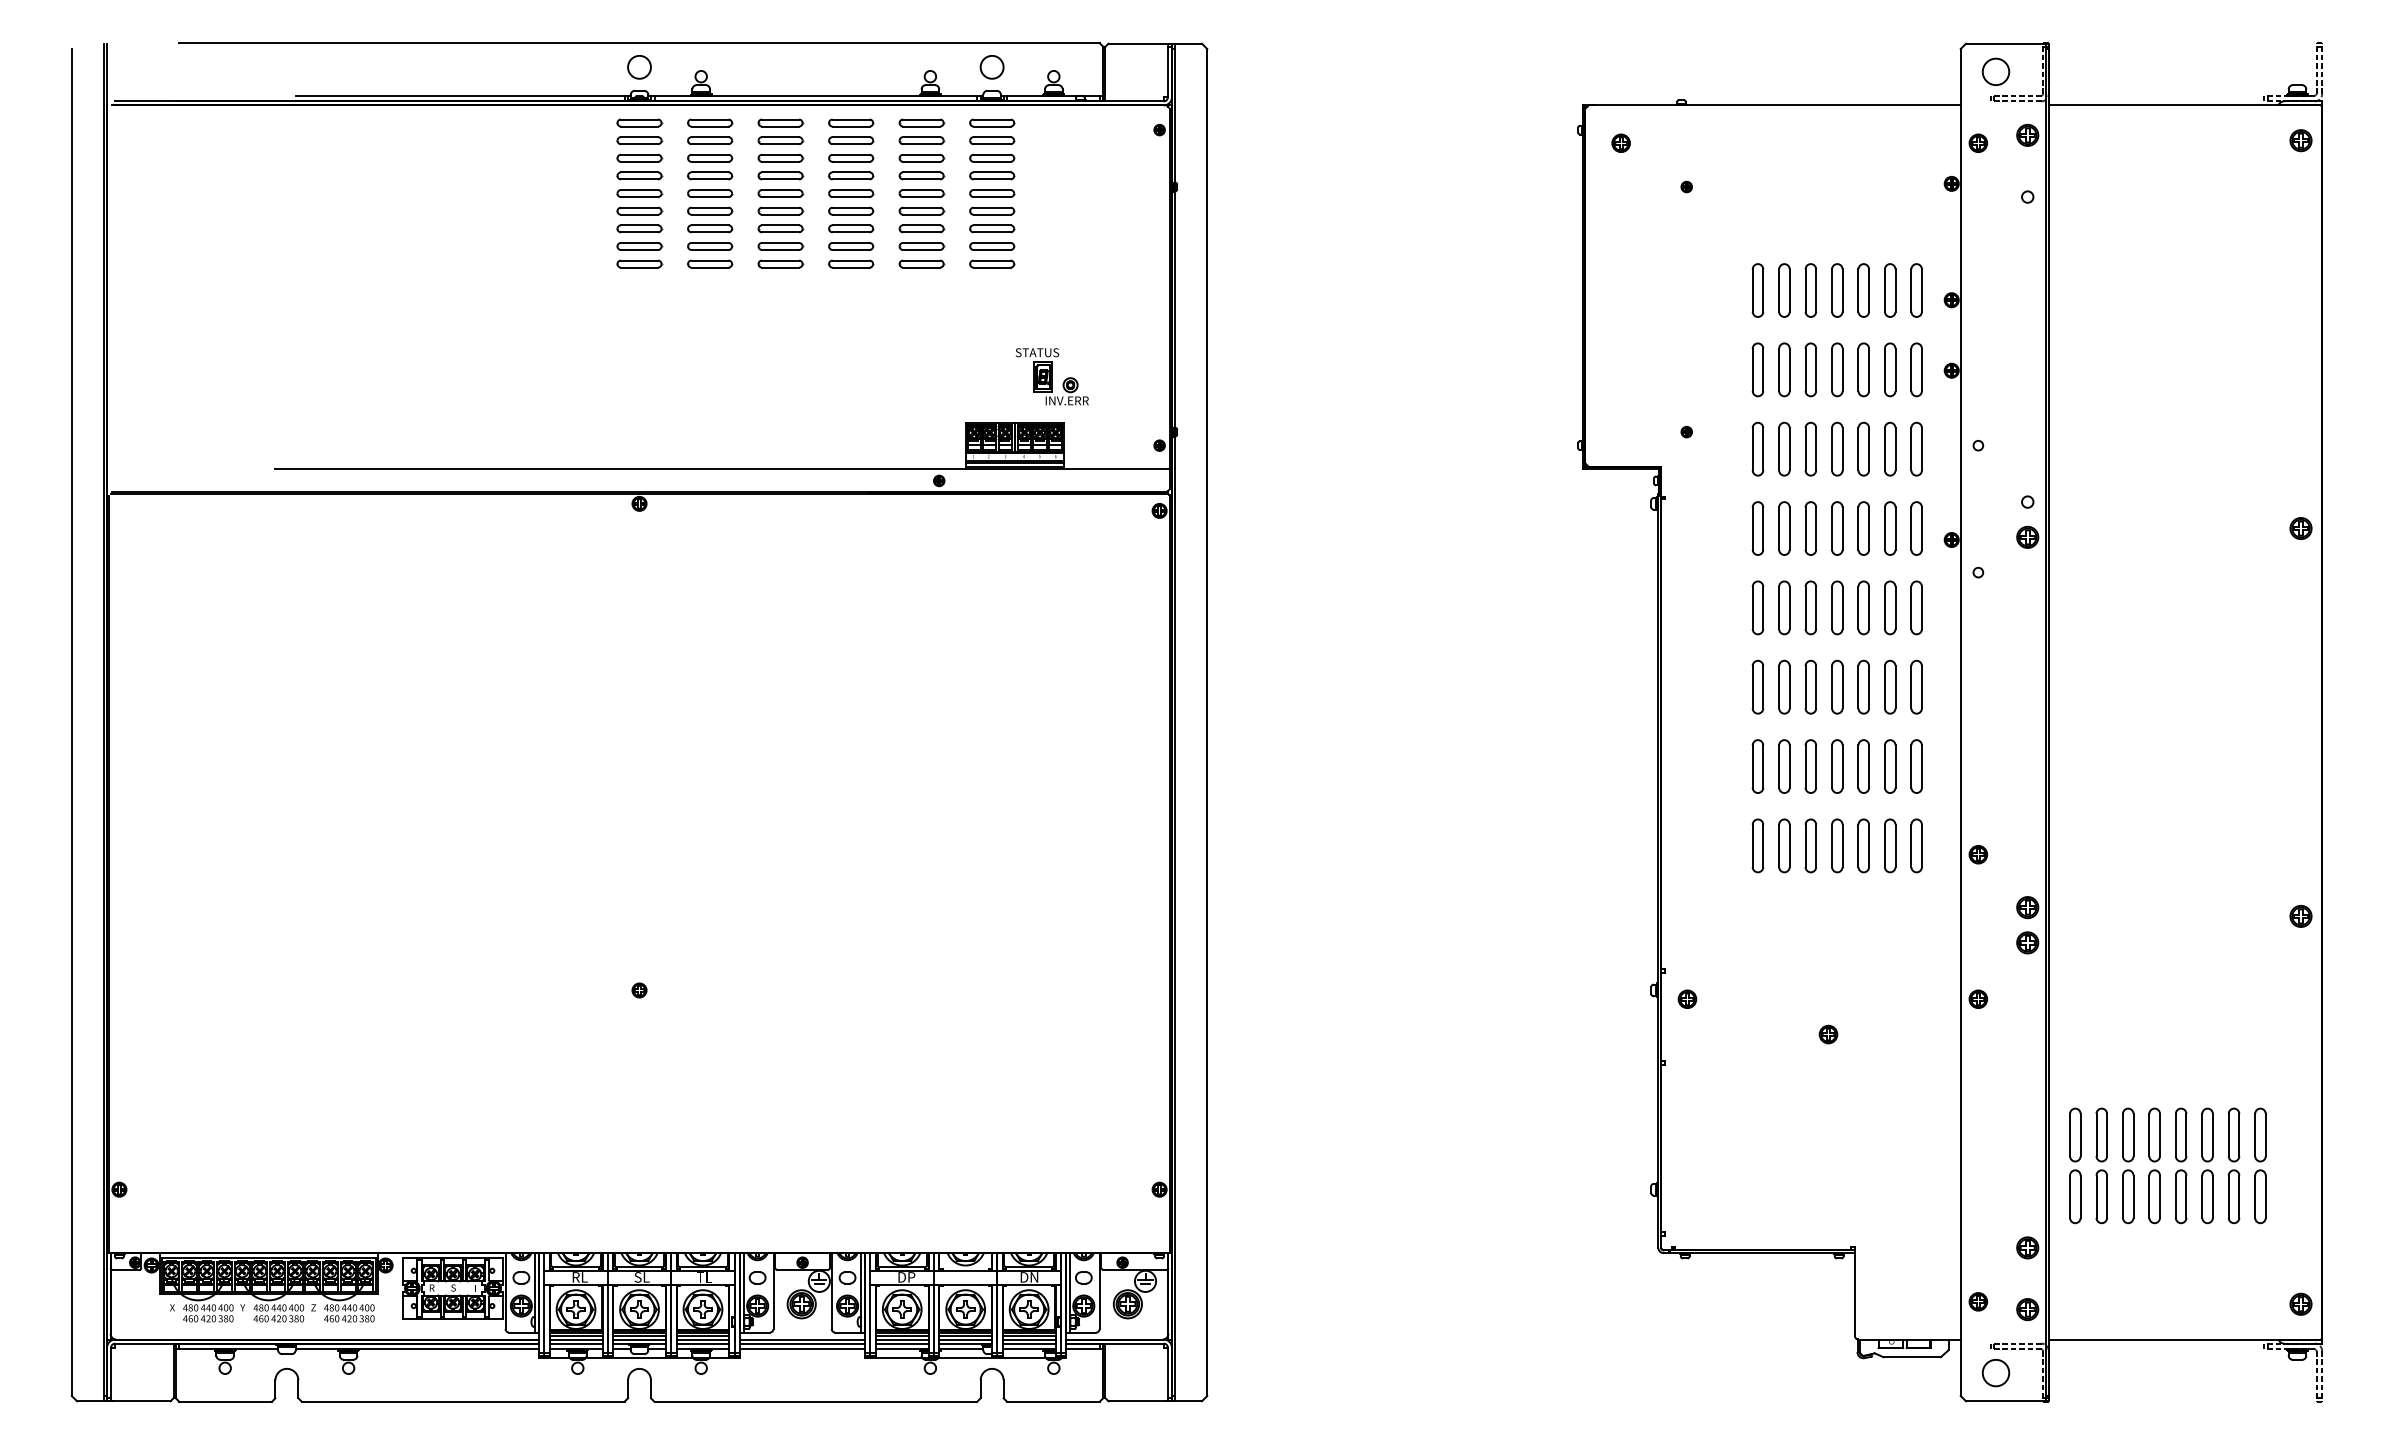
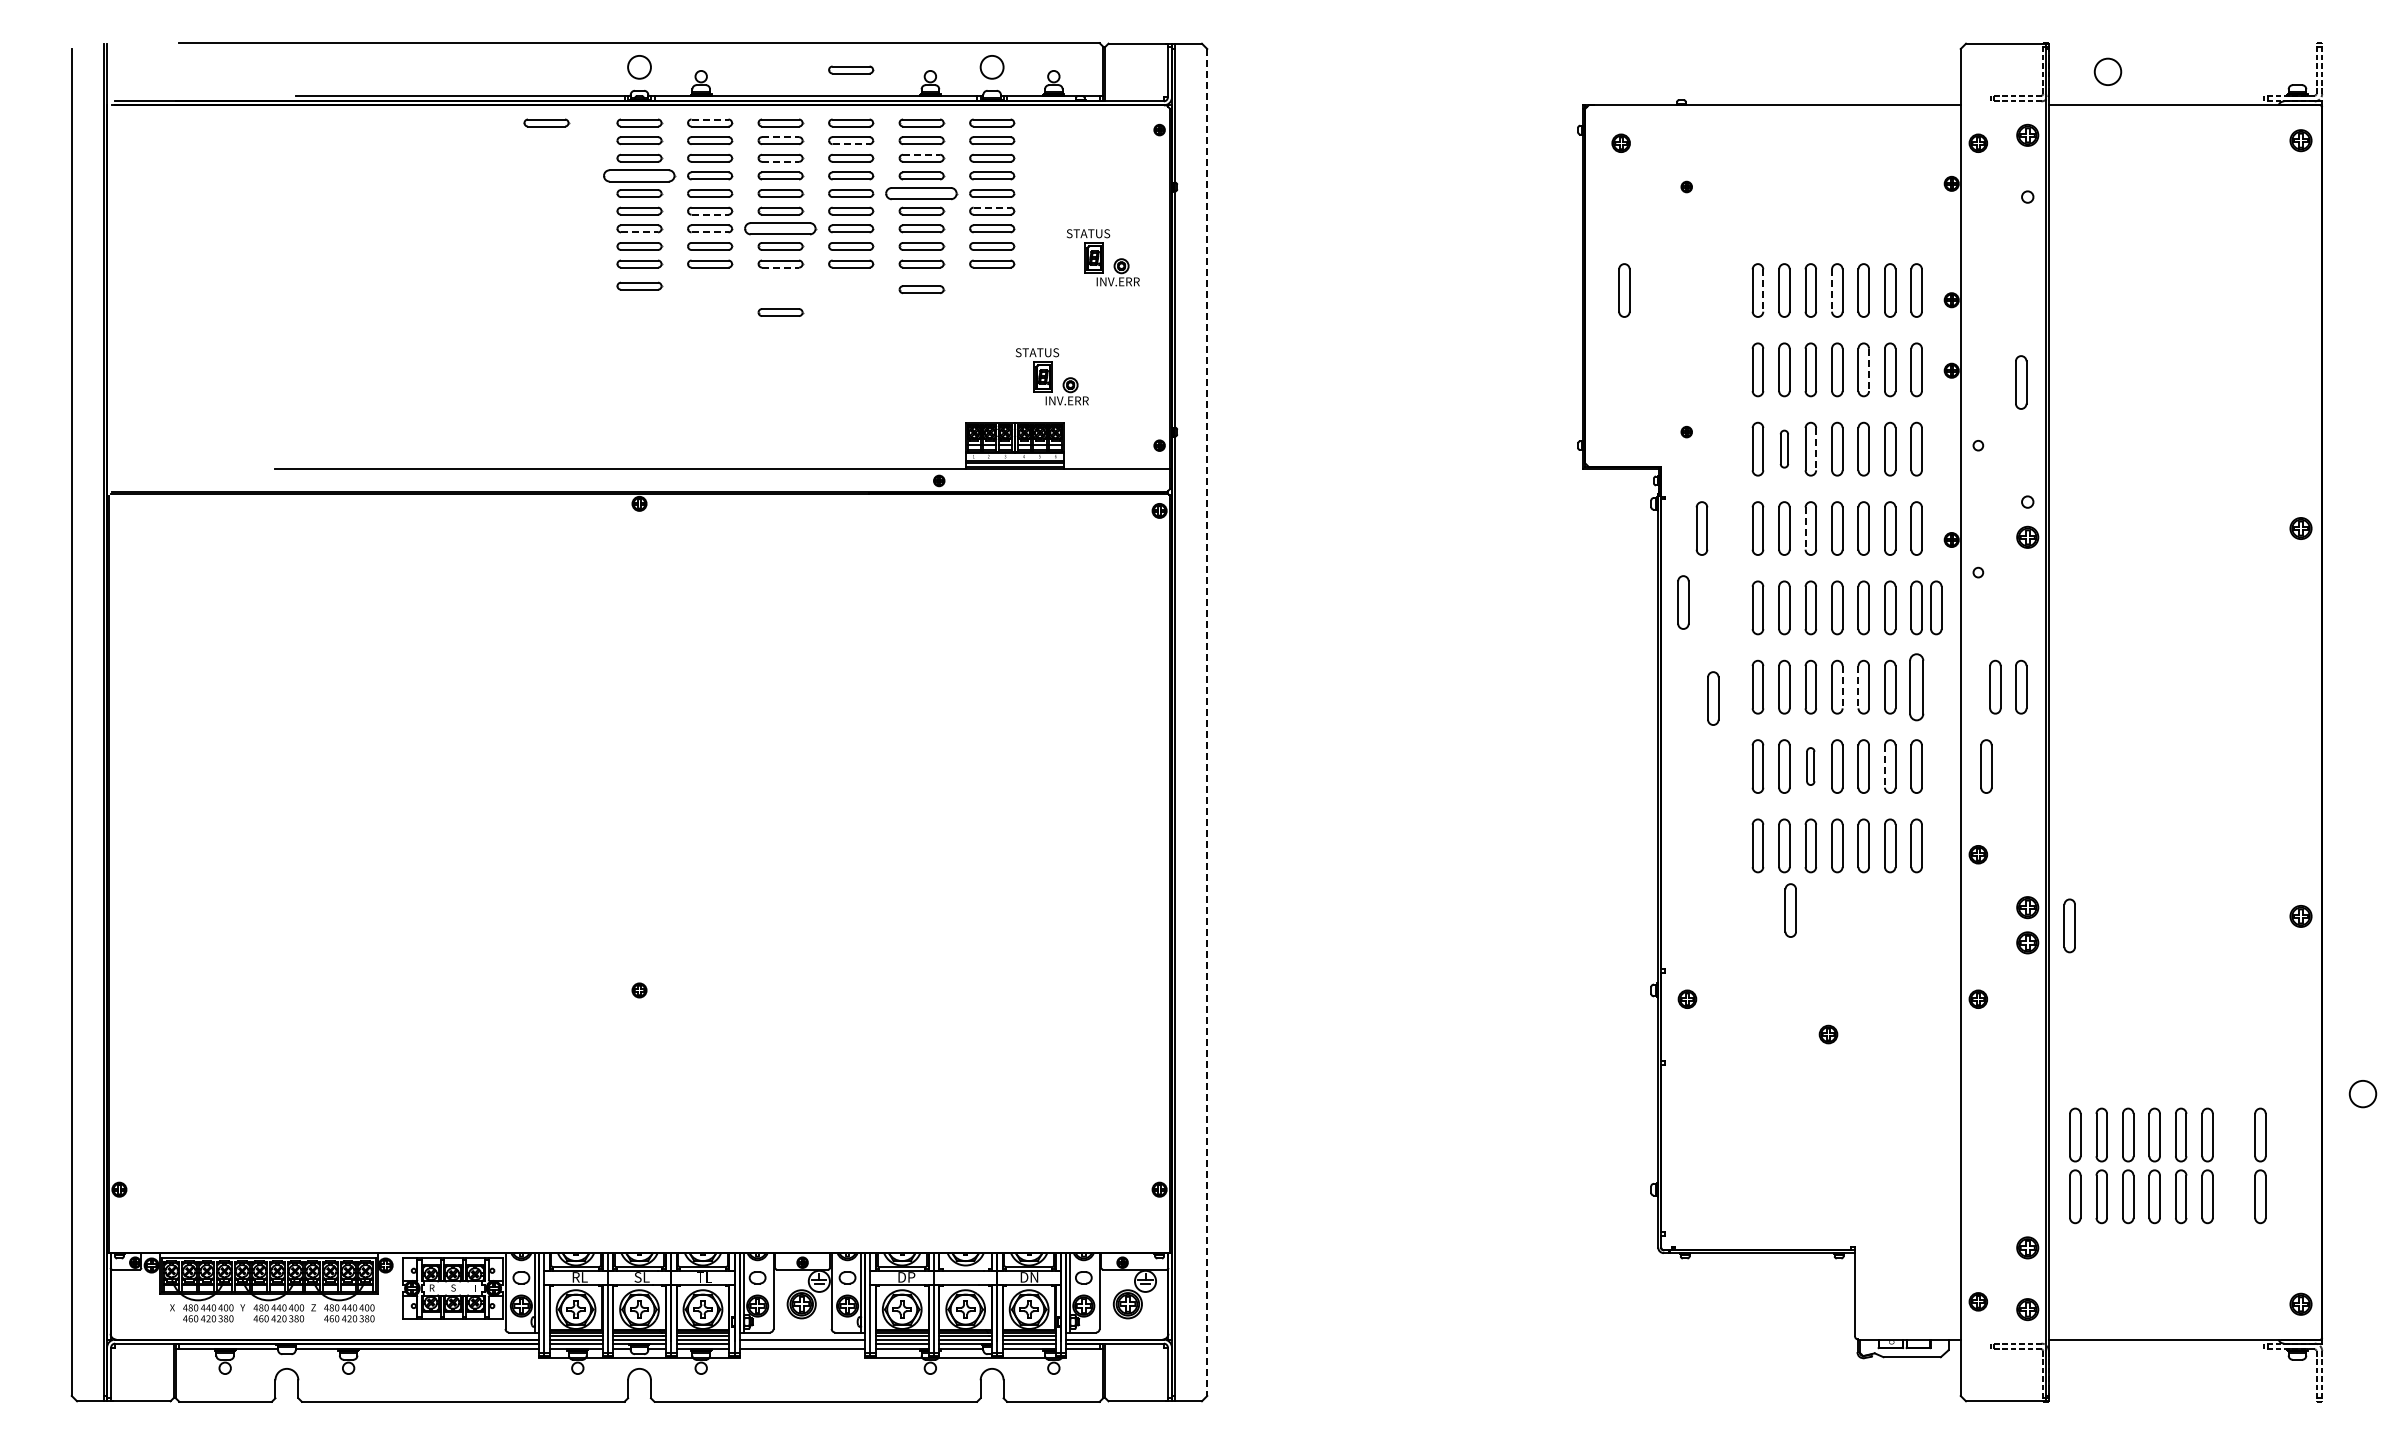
part: none -> present (851, 69)
circle position: (1995, 71) -> (2107, 71) (2107, 71)
line: solid -> dashed (710, 119)
part: none -> present (546, 122)
line: solid -> dashed (780, 137)
line: solid -> dashed (851, 144)
line: solid -> dashed (921, 154)
line: solid -> dashed (780, 161)
part size: 48x10 px -> 74x14 px (639, 175)
part size: 48x9 px -> 74x14 px (921, 193)
line: solid -> dashed (992, 207)
line: solid -> dashed (710, 214)
part size: 48x10 px -> 74x14 px (780, 228)
line: solid -> dashed (639, 232)
line: solid -> dashed (710, 232)
part: none -> present (1103, 257)
line: solid -> dashed (780, 267)
part: none -> present (639, 285)
part: none -> present (921, 289)
part: none -> present (1624, 290)
line: solid -> dashed (1763, 291)
line: solid -> dashed (1832, 291)
part: none -> present (780, 312)
line: solid -> dashed (1869, 370)
part: none -> present (2021, 382)
part size: 13x56 px -> 10x40 px (1783, 448)
line: solid -> dashed (1816, 449)
part: none -> present (1701, 528)
line: solid -> dashed (1805, 529)
part: none -> present (1683, 602)
part: none -> present (1936, 607)
part size: 13x56 px -> 16x69 px (1916, 687)
part: none -> present (1995, 686)
part: none -> present (2021, 686)
line: solid -> dashed (1842, 687)
line: solid -> dashed (1858, 687)
part: none -> present (1713, 698)
line: solid -> dashed (1207, 723)
part size: 13x55 px -> 10x39 px (1810, 766)
part: none -> present (1986, 766)
line: solid -> dashed (1884, 767)
part: none -> present (1790, 910)
part: none -> present (2069, 925)
part: present -> none (2233, 1165)
line: present -> none (802, 1343)
circle position: (1995, 1373) -> (2362, 1094) (2362, 1094)
